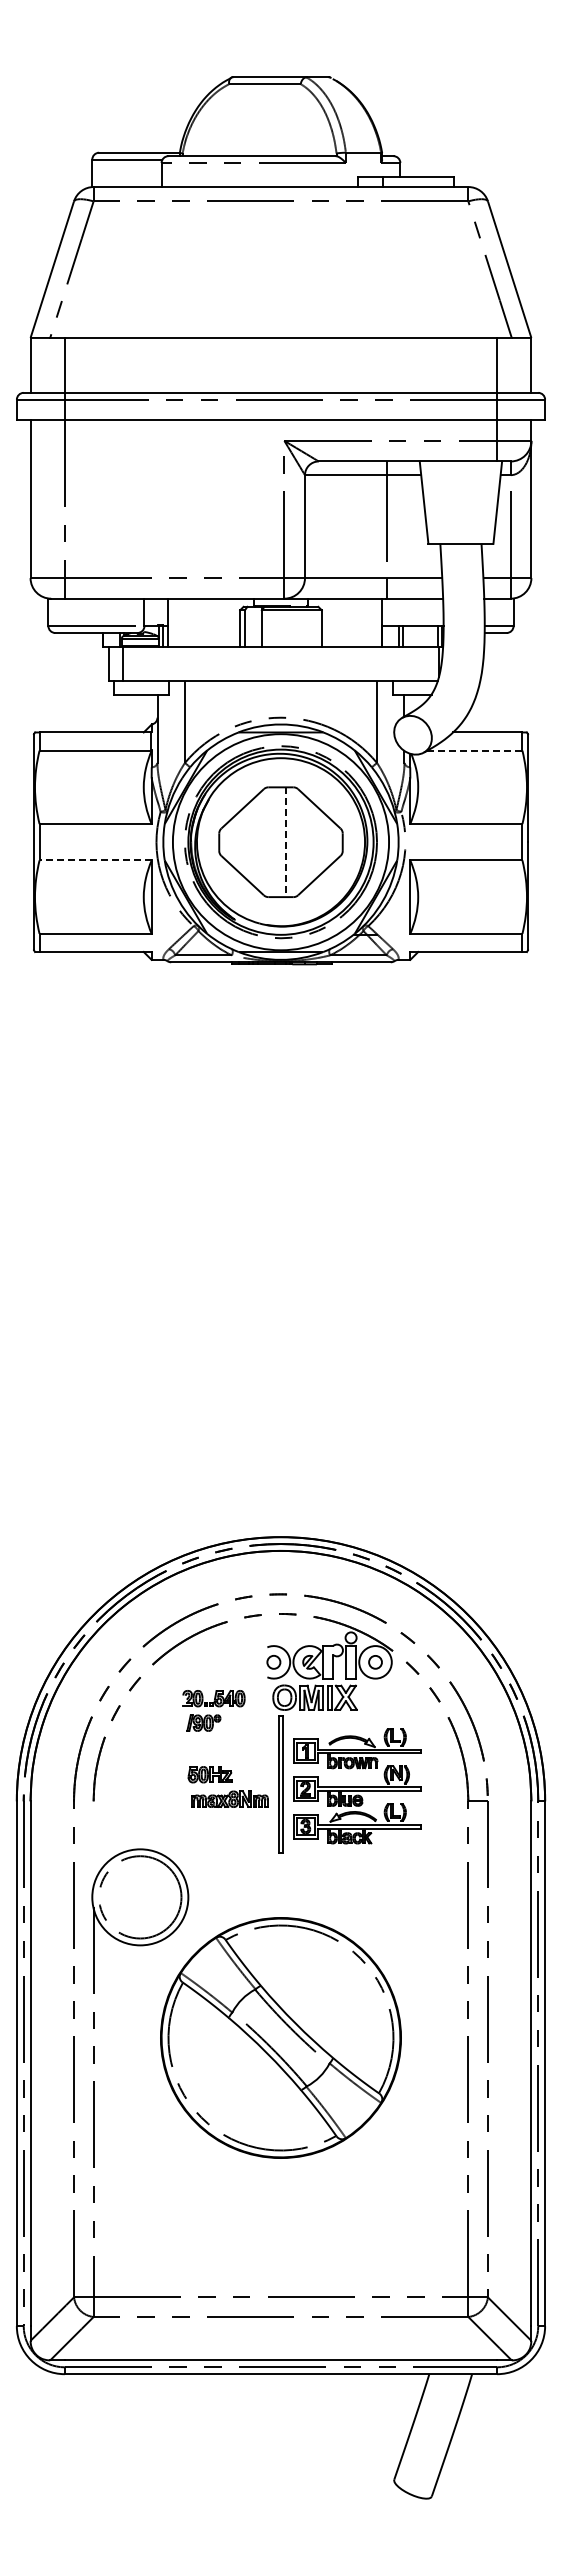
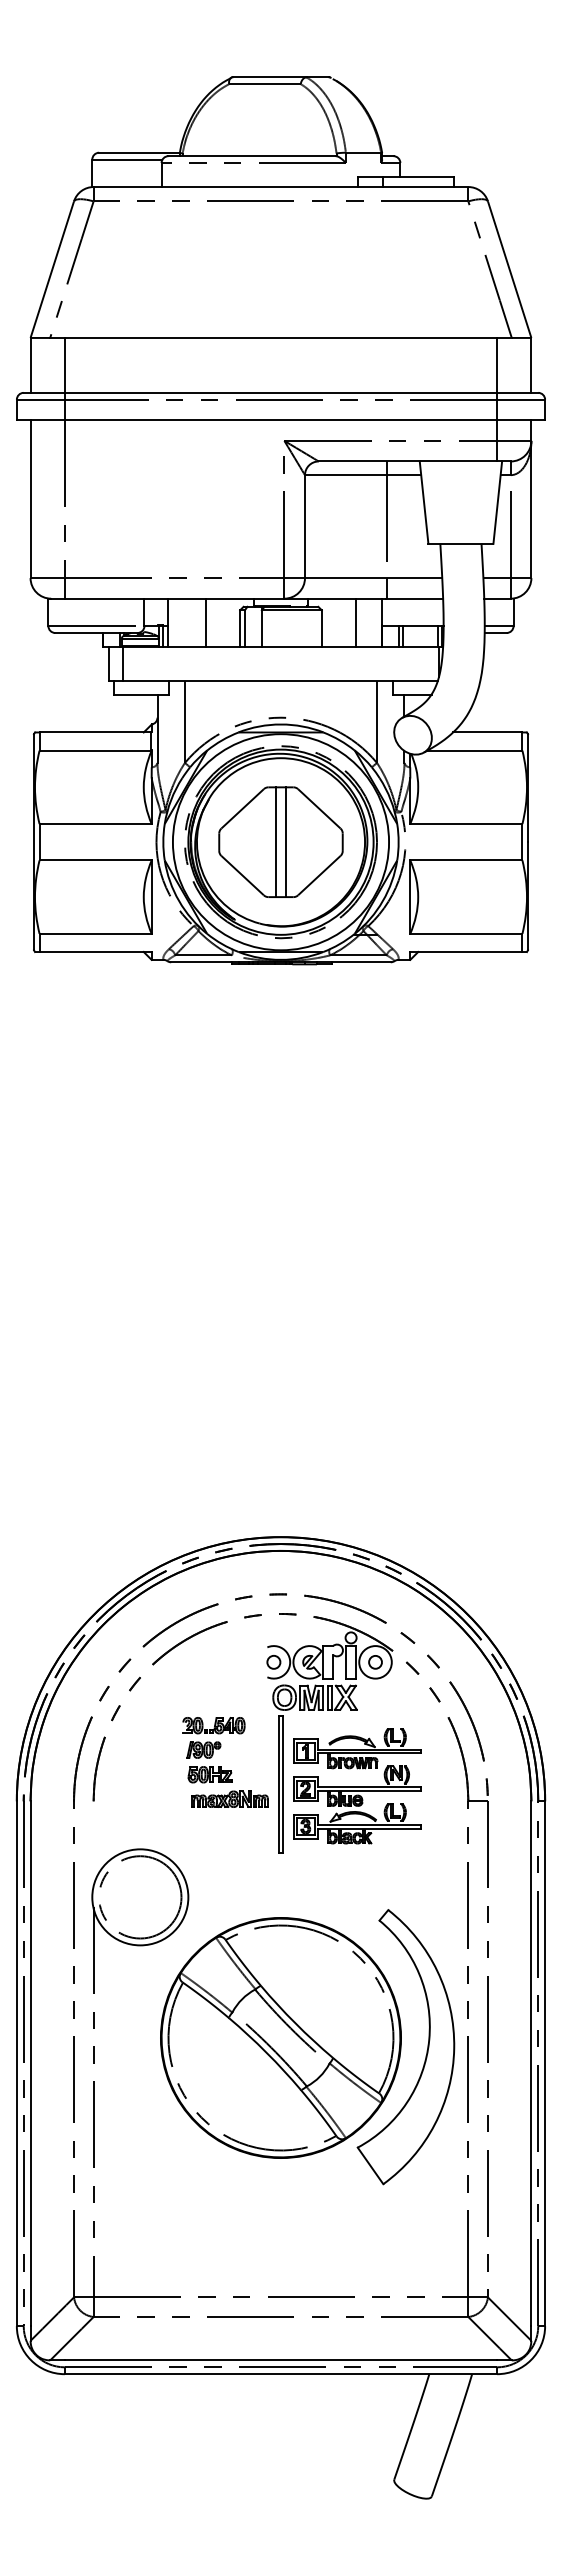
line: none -> present (206, 622)
line: none -> present (355, 622)
line: dashed -> solid (474, 750)
line: none -> present (275, 842)
line: dashed -> solid (286, 842)
line: dashed -> solid (95, 860)
part position: (213, 1710) -> (213, 1737) (213, 1737)
part: none -> present (426, 2050)
